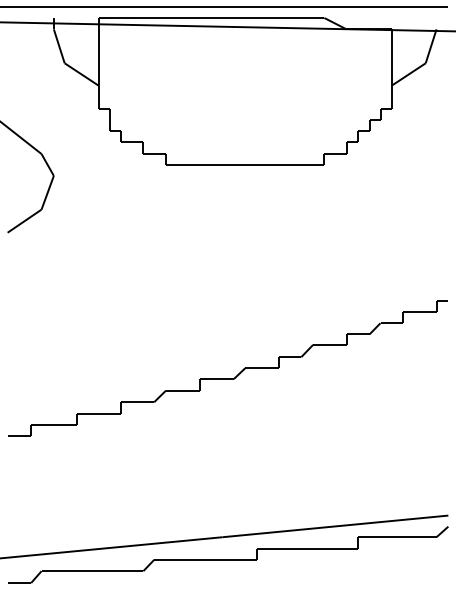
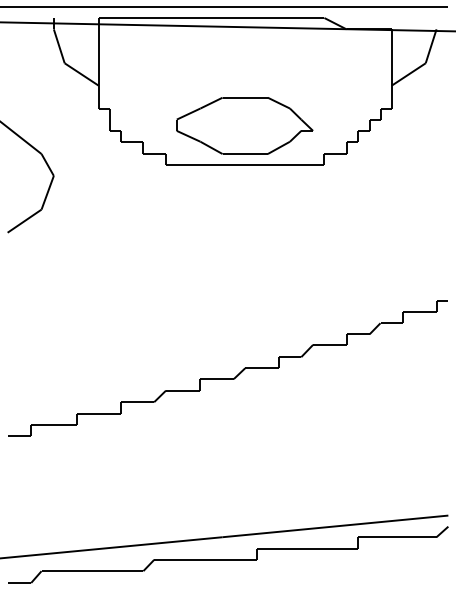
part: none -> present (244, 125)
